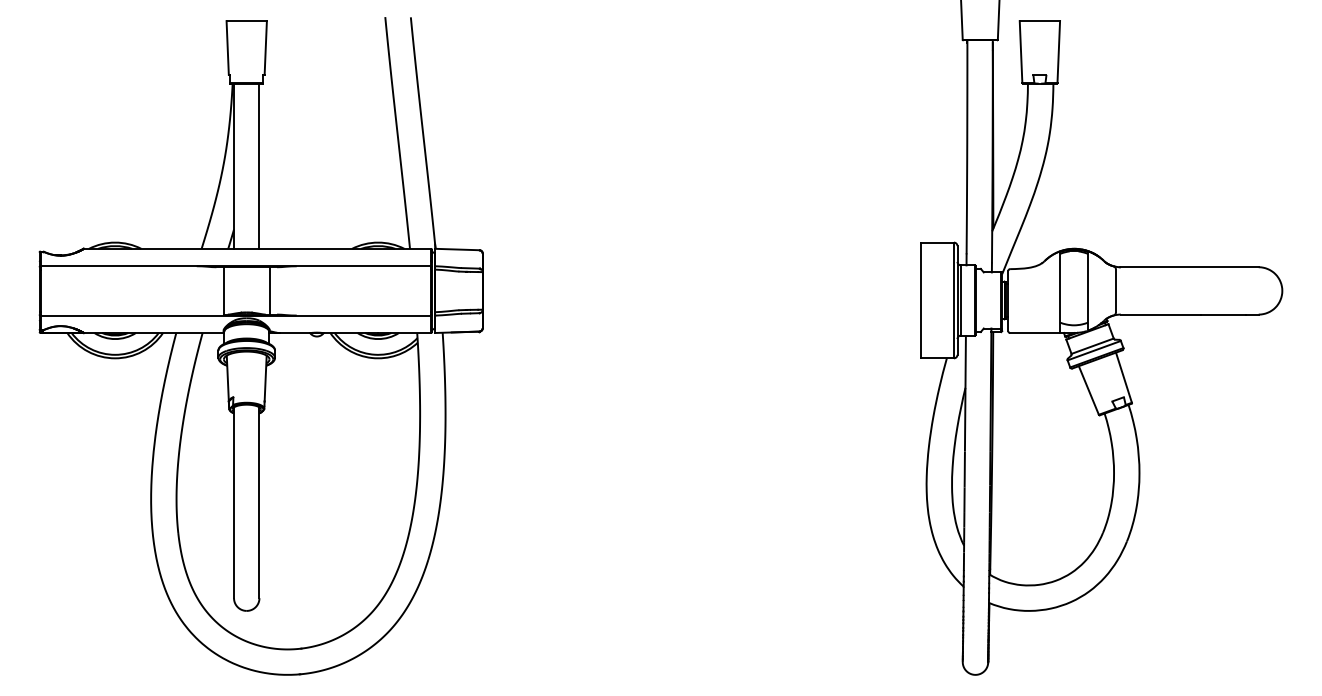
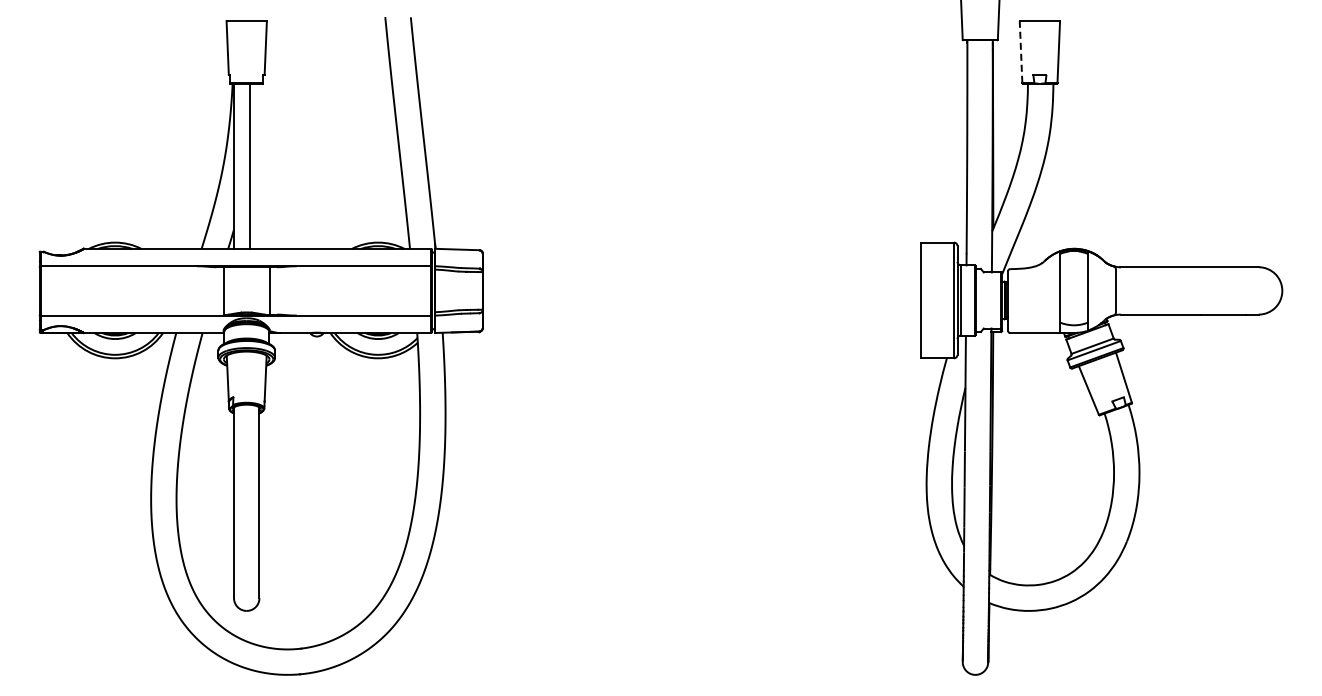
line: solid -> dashed (1021, 51)
line position: (259, 165) -> (250, 165) (250, 165)
